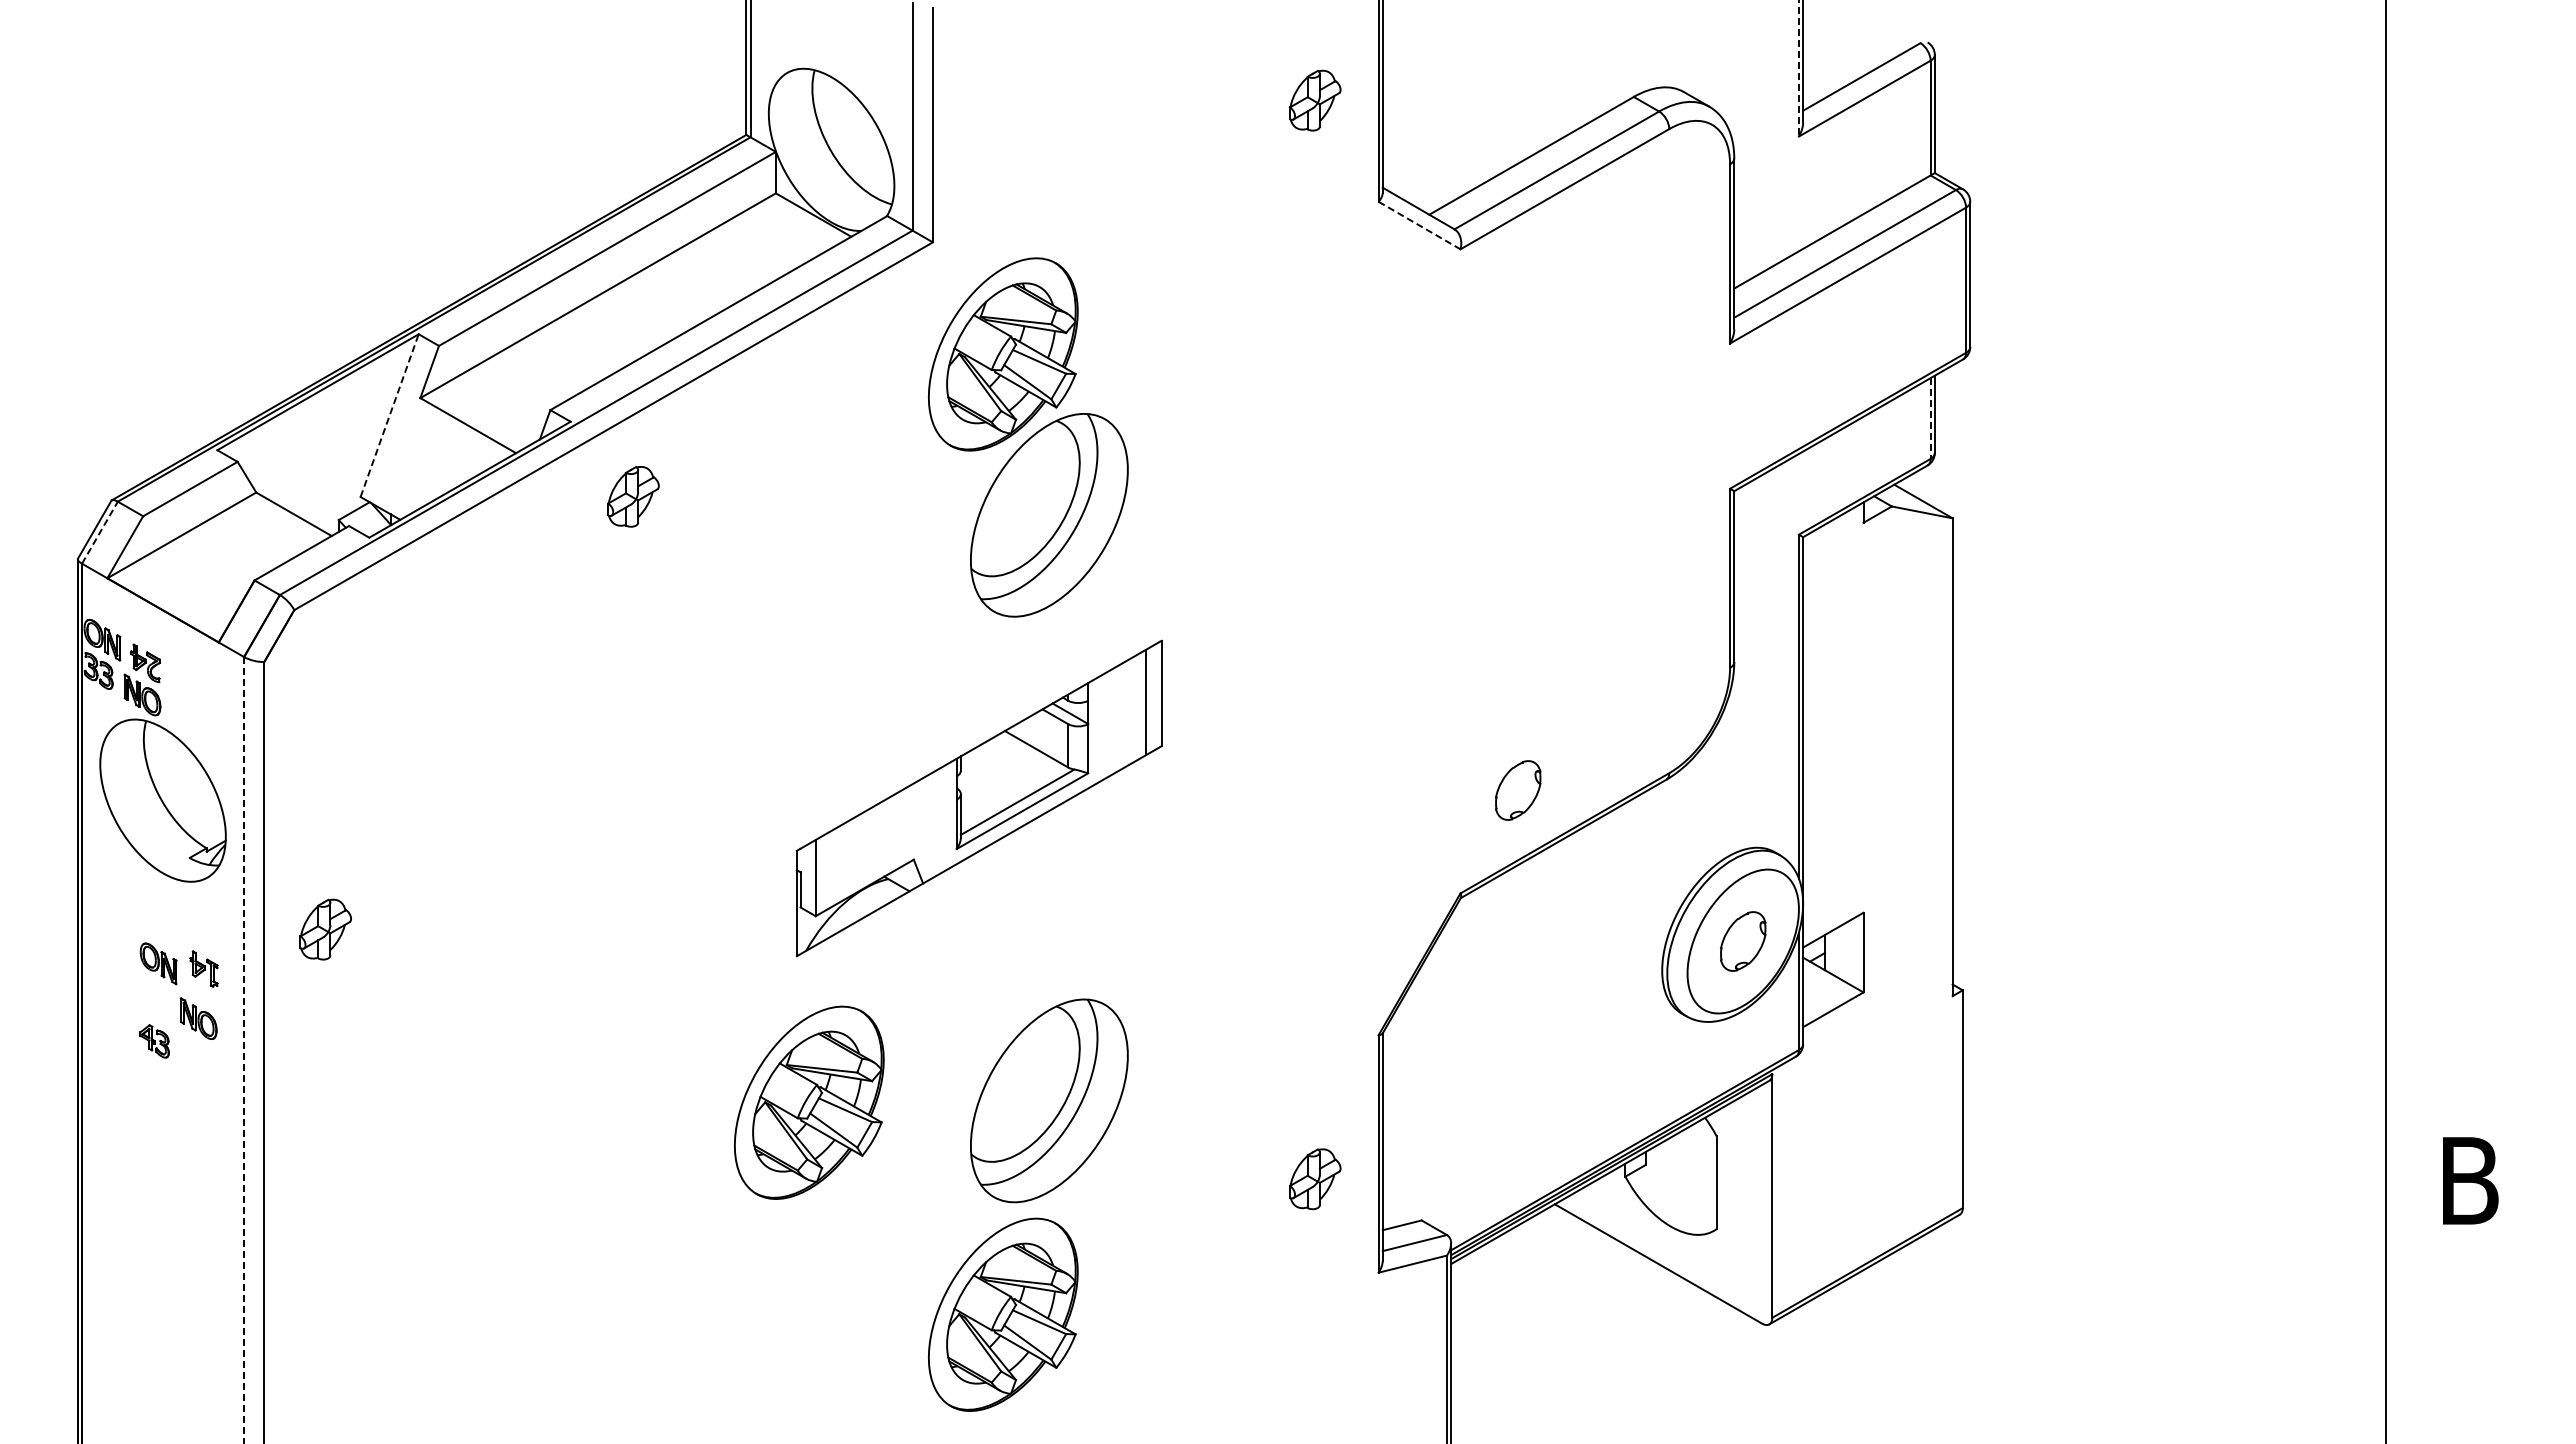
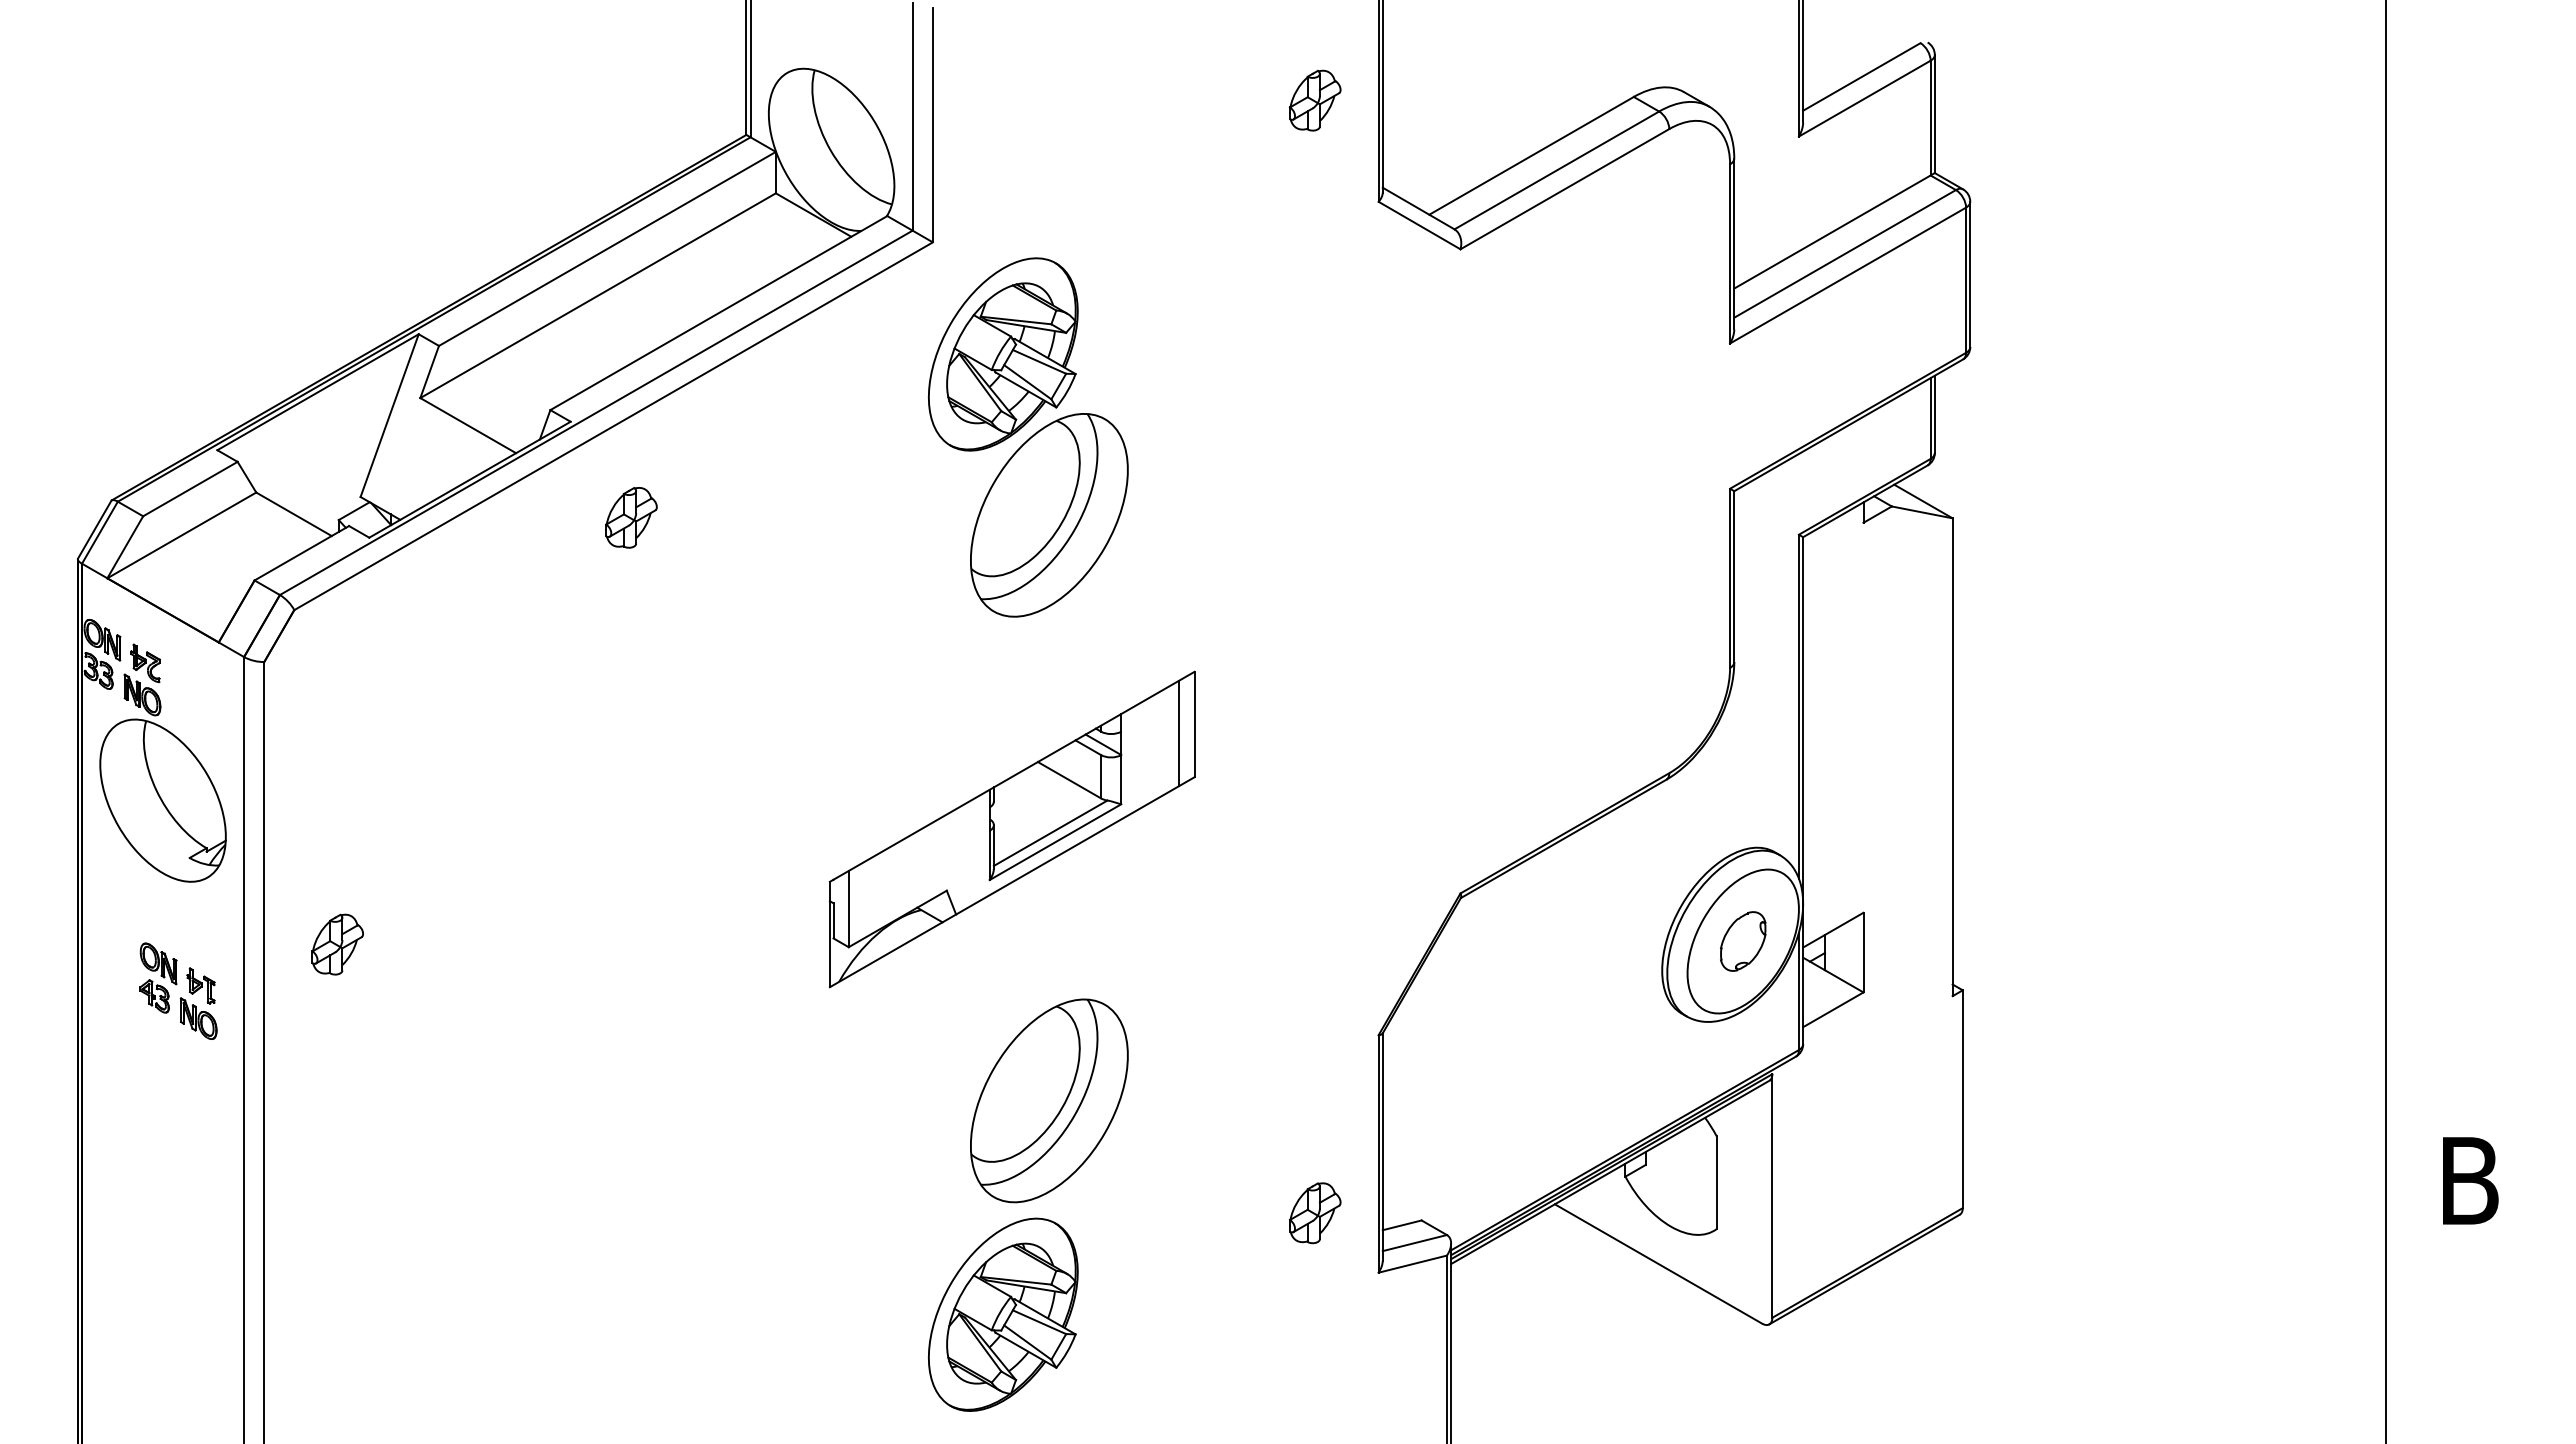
line: dashed -> solid (1798, 68)
line: dashed -> solid (1419, 225)
line: dashed -> solid (389, 415)
line: dashed -> solid (1930, 419)
part position: (633, 496) -> (631, 517) (631, 517)
line: dashed -> solid (99, 532)
part: present -> none (1518, 790)
part position: (978, 798) -> (1011, 829) (1011, 829)
part position: (325, 929) -> (337, 944) (337, 944)
part position: (203, 968) -> (200, 985) (200, 985)
part position: (154, 1041) -> (154, 996) (154, 996)
line: dashed -> solid (244, 1050)
part: present -> none (809, 1102)
part position: (1315, 1179) -> (1315, 1213) (1315, 1213)
